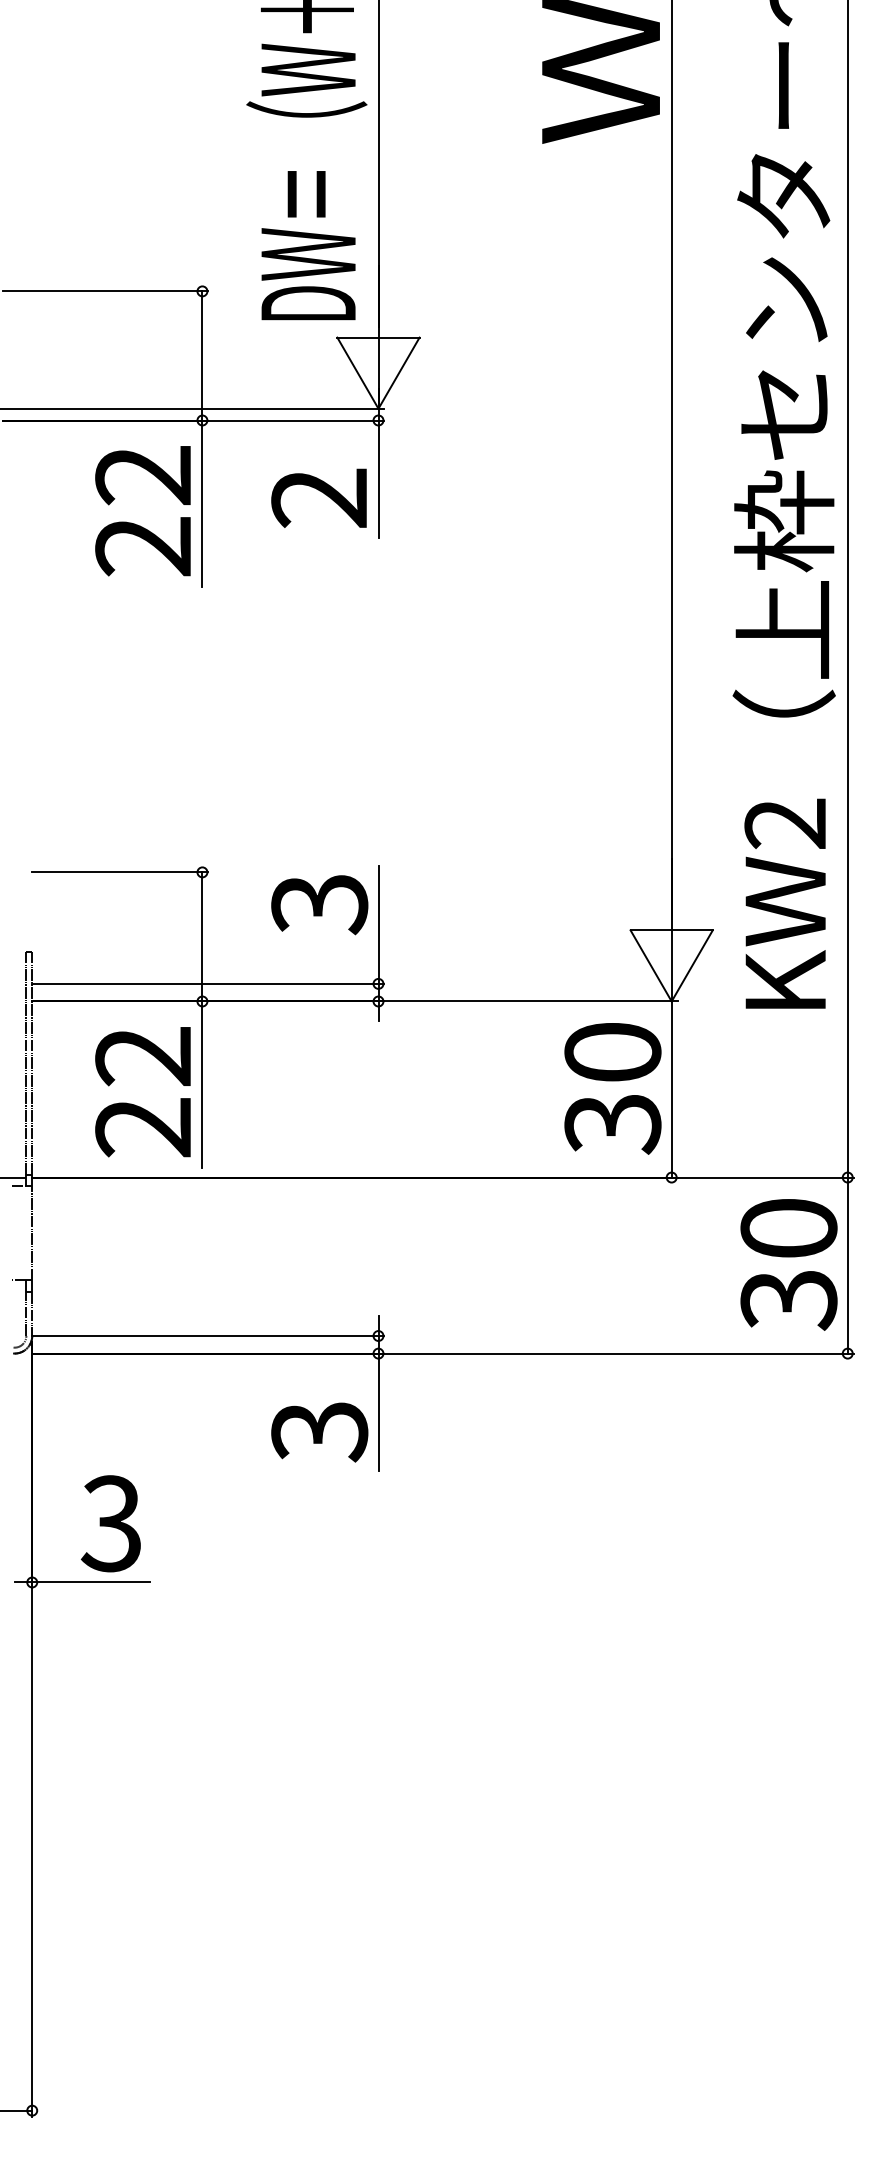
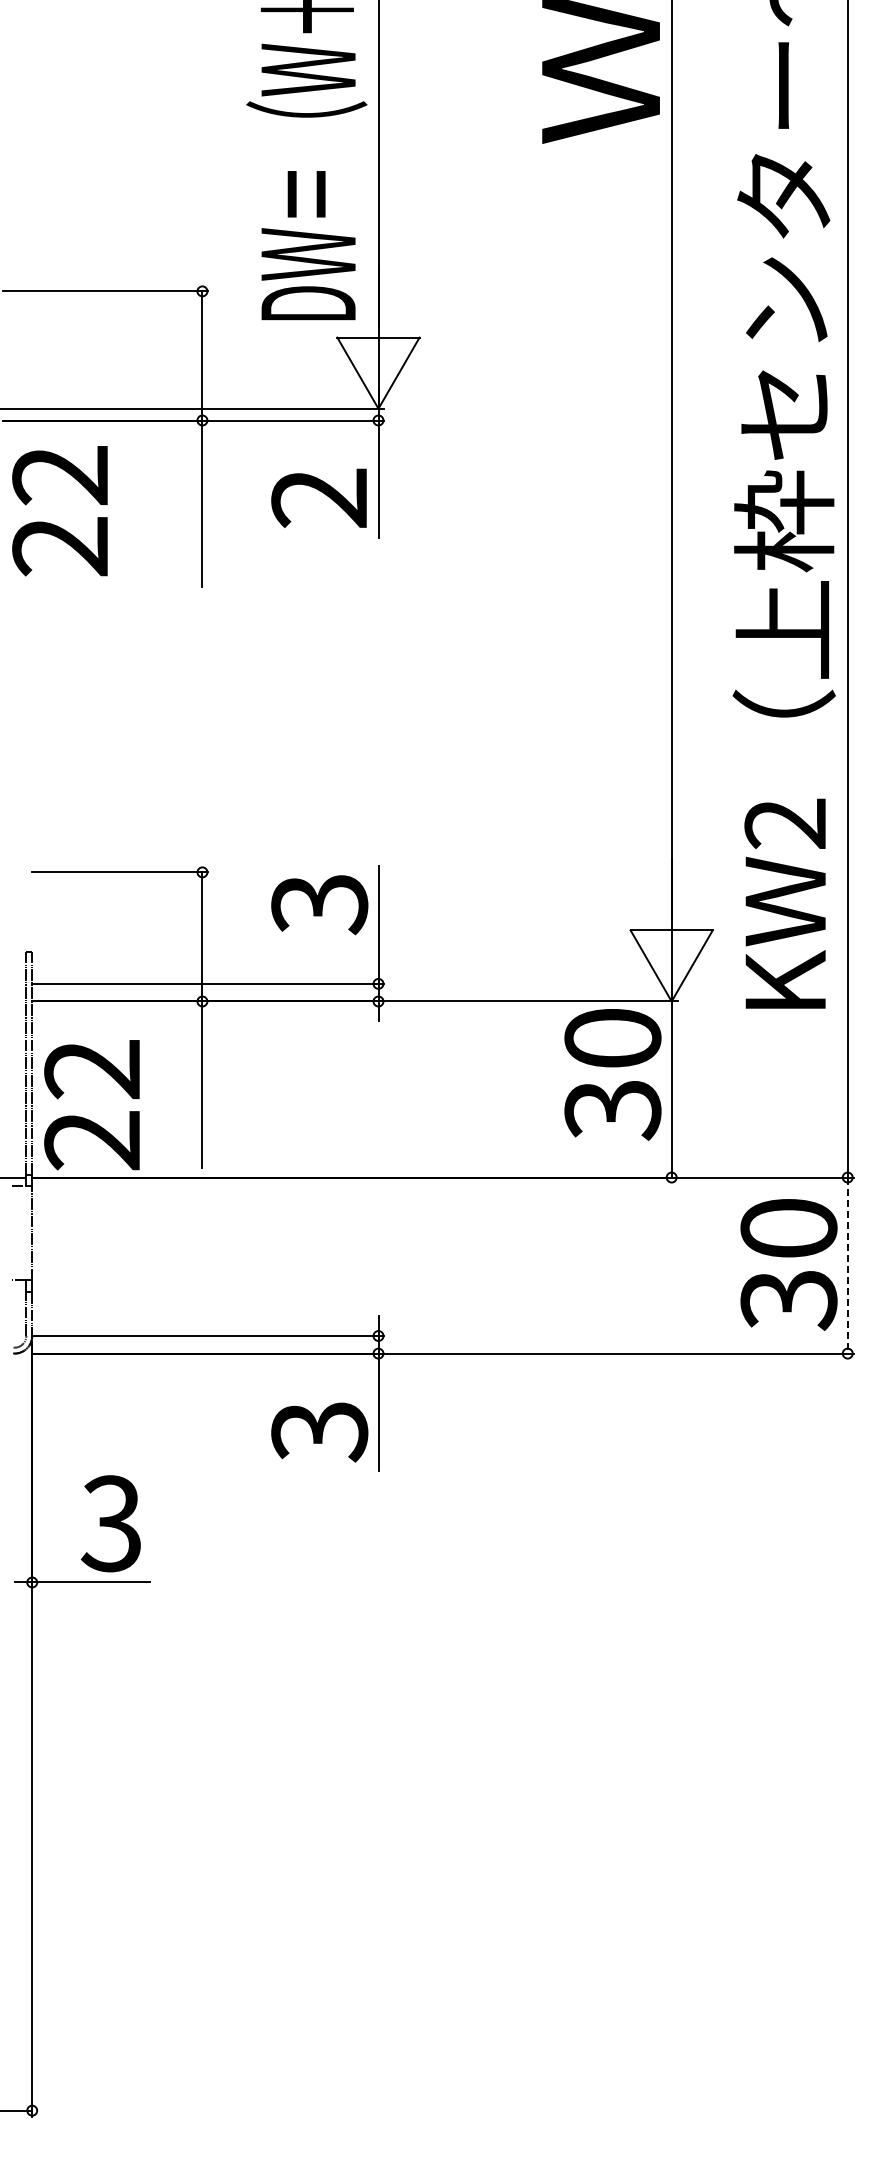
text position: (142, 511) -> (59, 511) (59, 511)
text position: (612, 1088) -> (612, 1074) (612, 1074)
text position: (142, 1092) -> (91, 1105) (91, 1105)
line: solid -> dashed (847, 1266)
